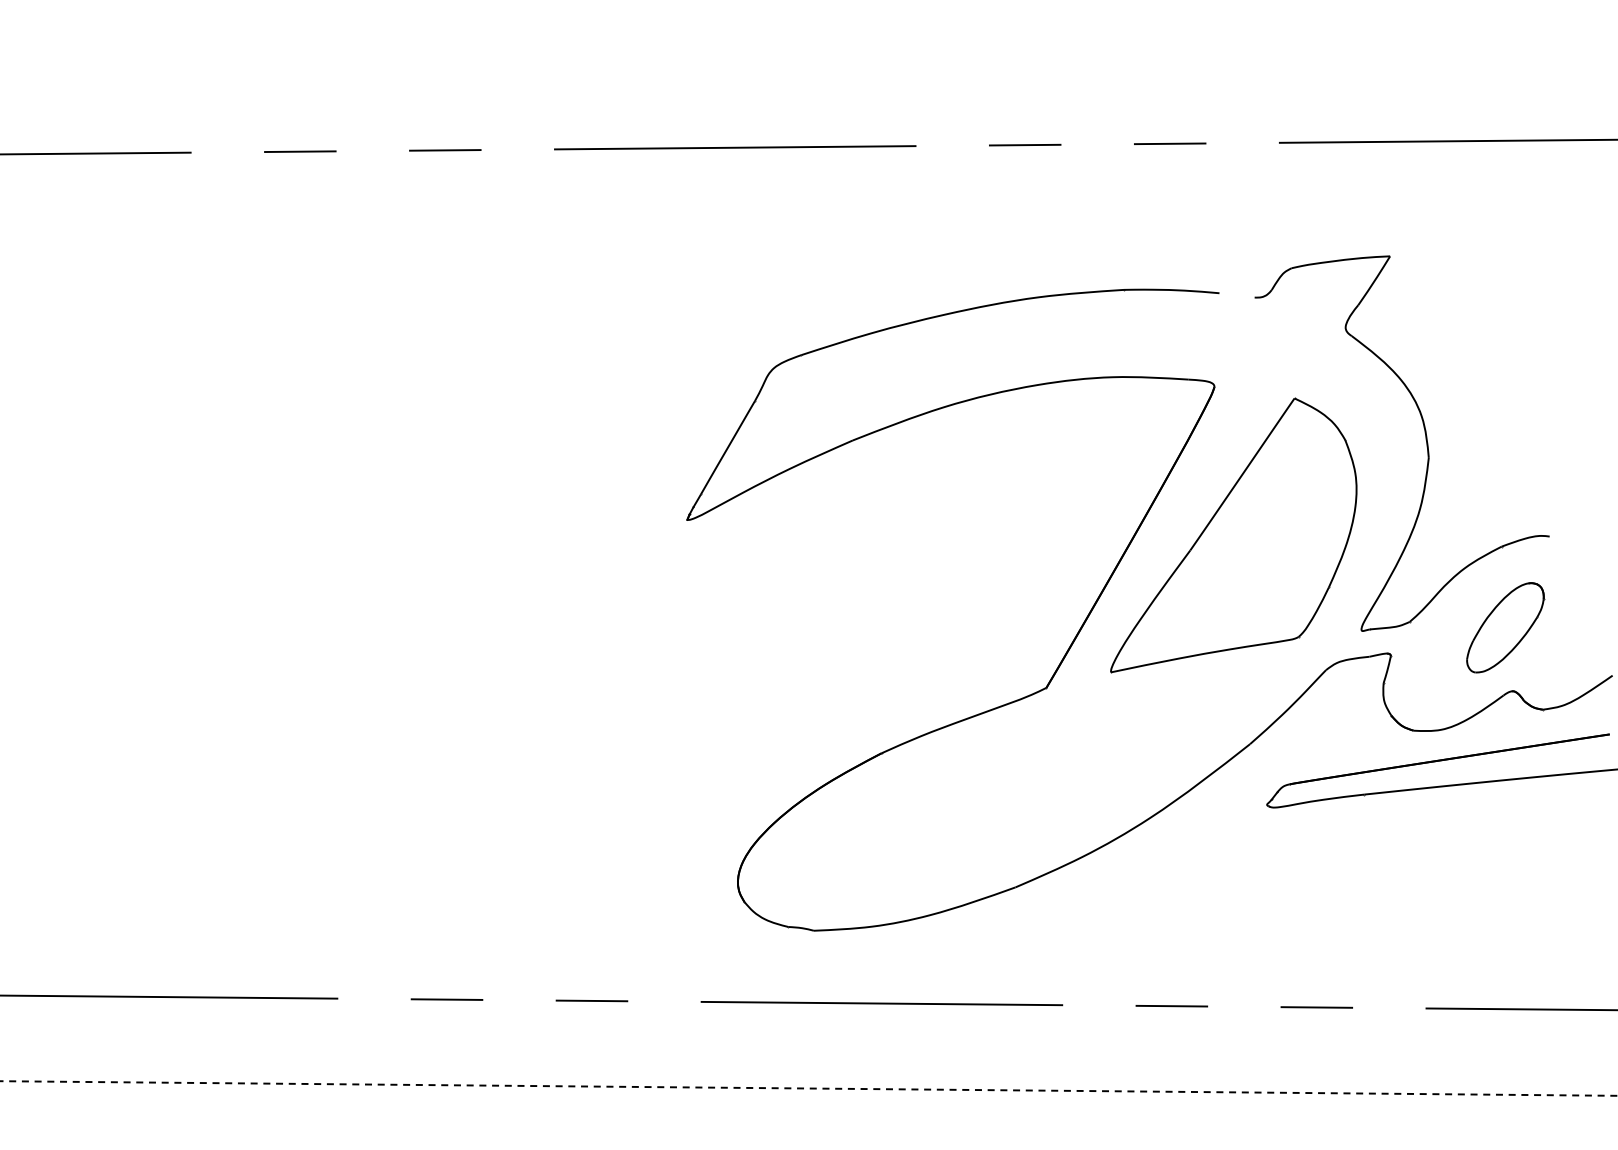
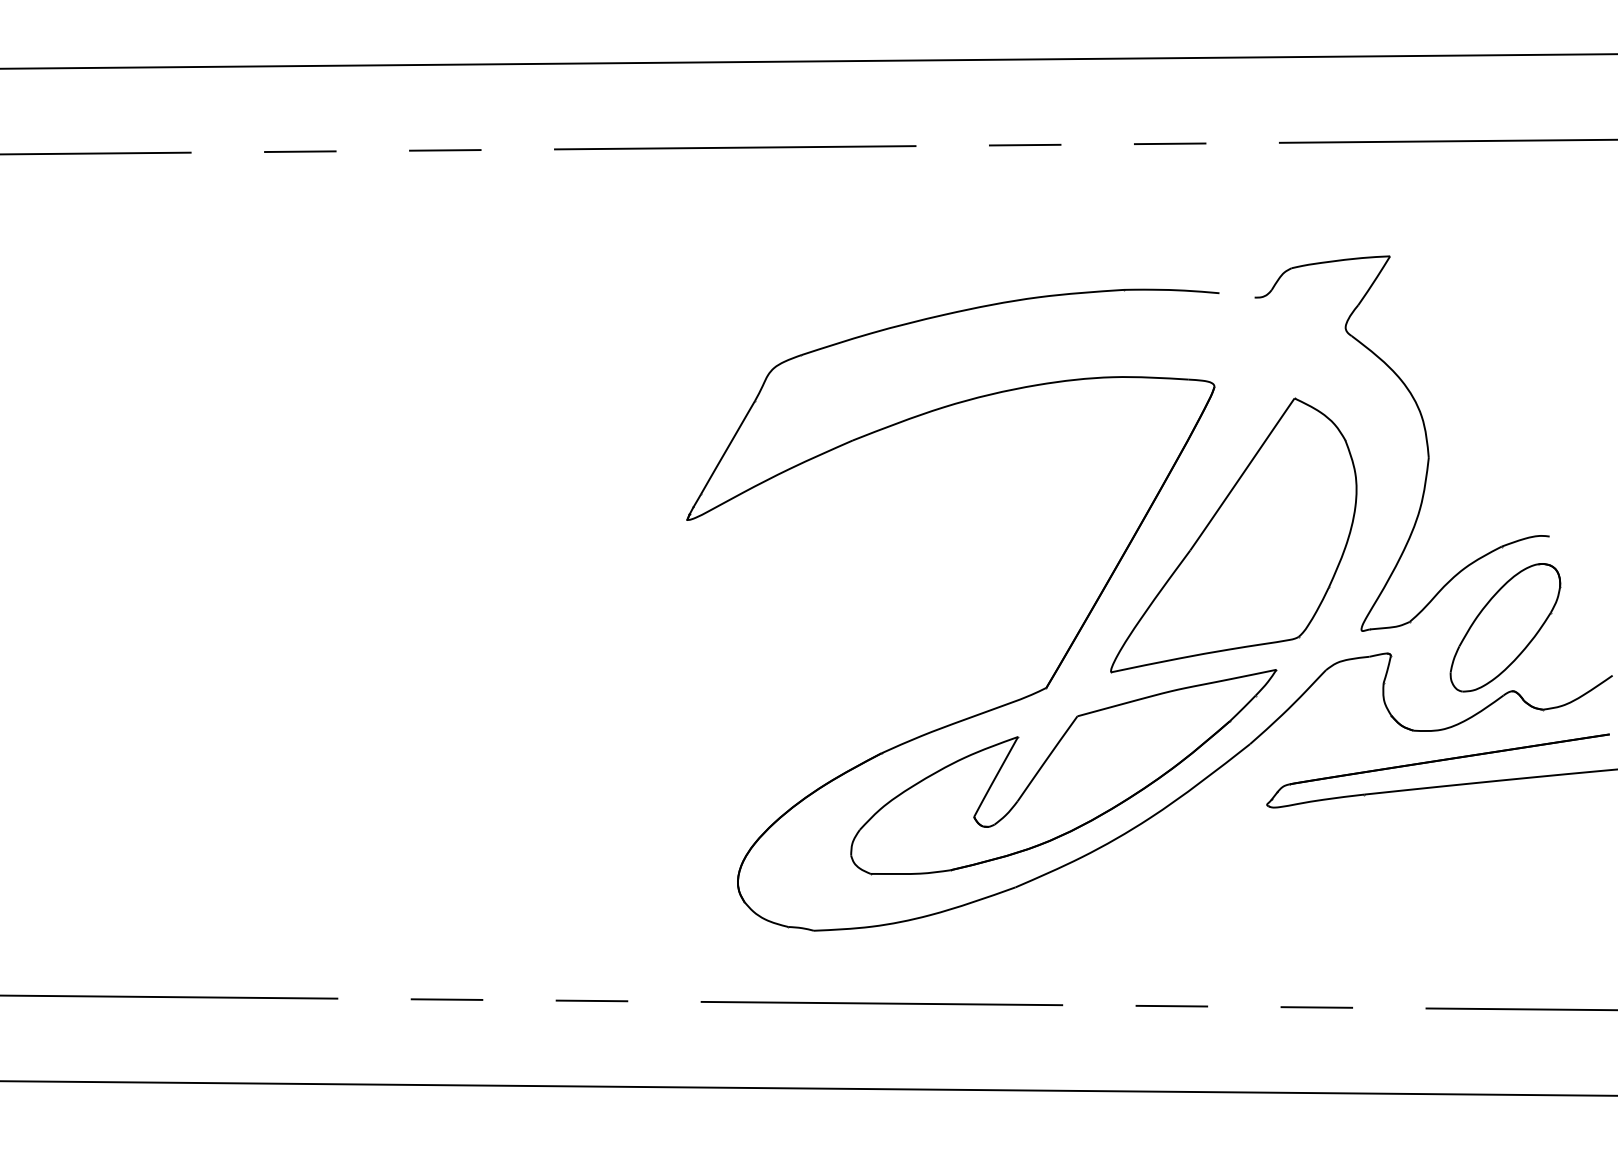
line: none -> present (808, 61)
part size: 80x92 px -> 113x130 px (1505, 627)
part: none -> present (1063, 772)
line: dashed -> solid (808, 1088)
